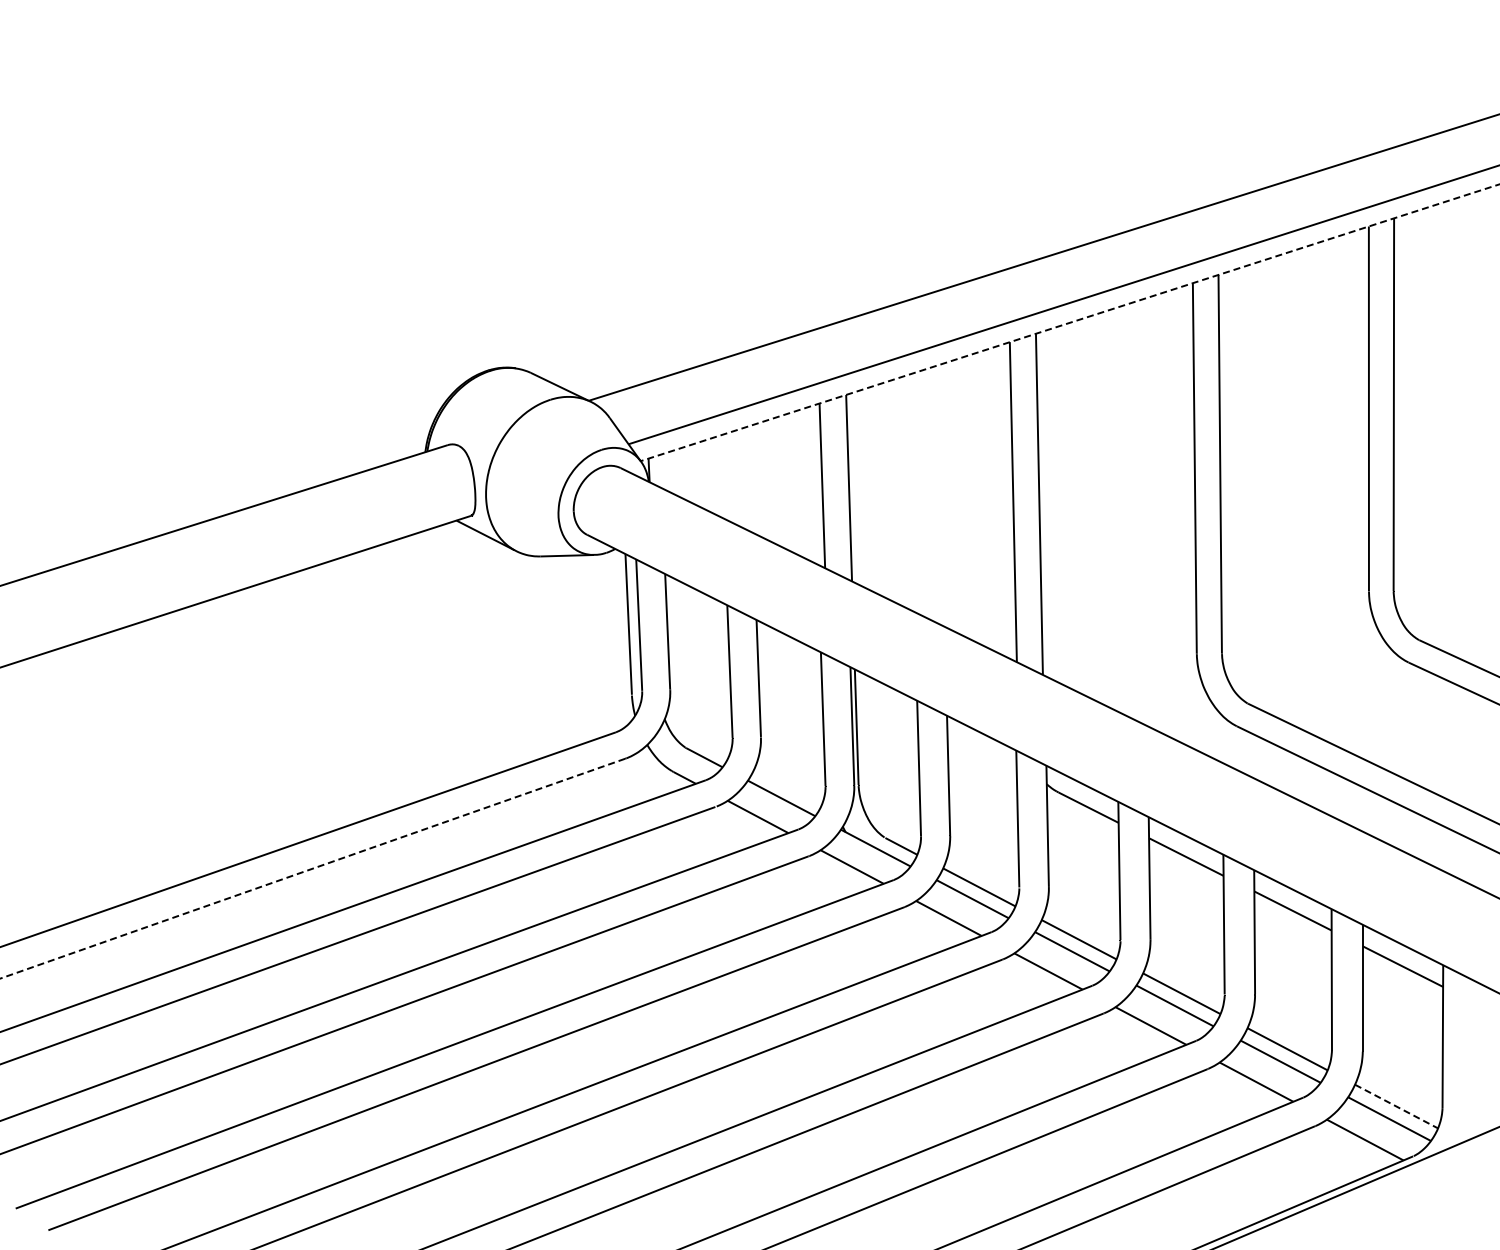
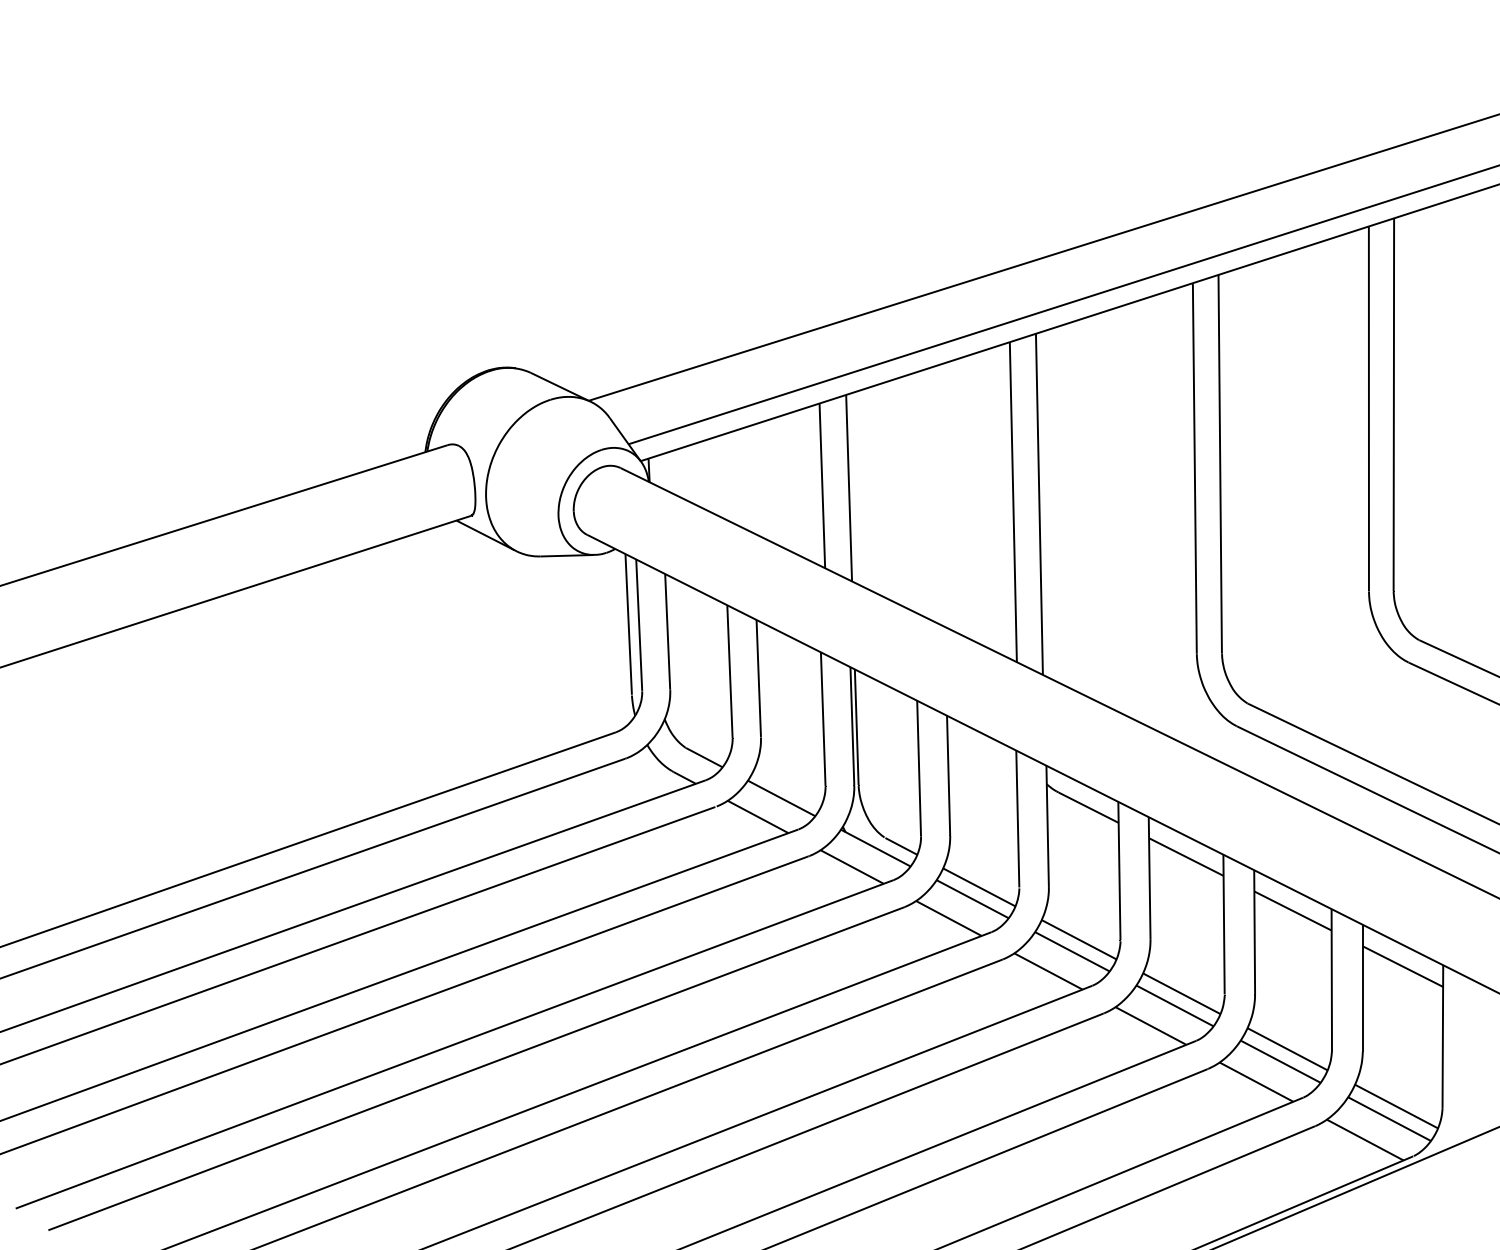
line: dashed -> solid (1069, 322)
line: dashed -> solid (312, 868)
line: dashed -> solid (1396, 1106)
